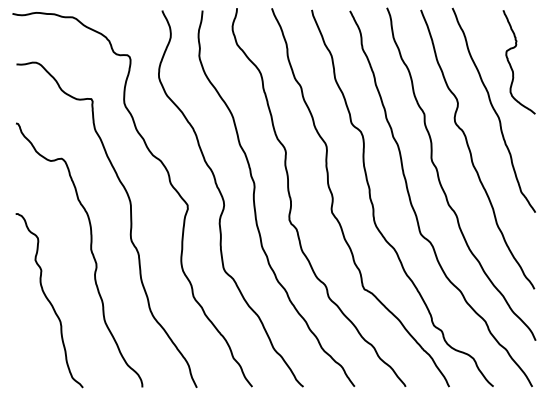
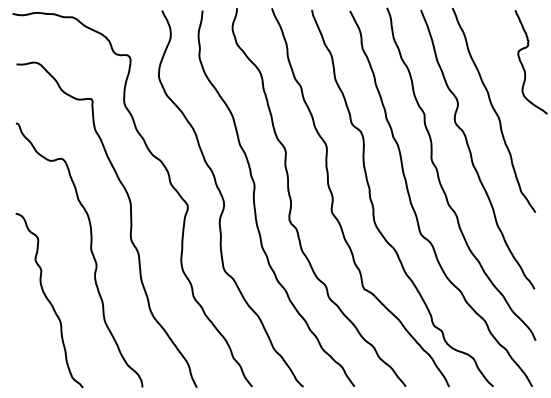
curve position: (511, 65) -> (523, 65) (523, 65)
